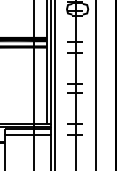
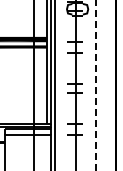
line: solid -> dashed (95, 84)
